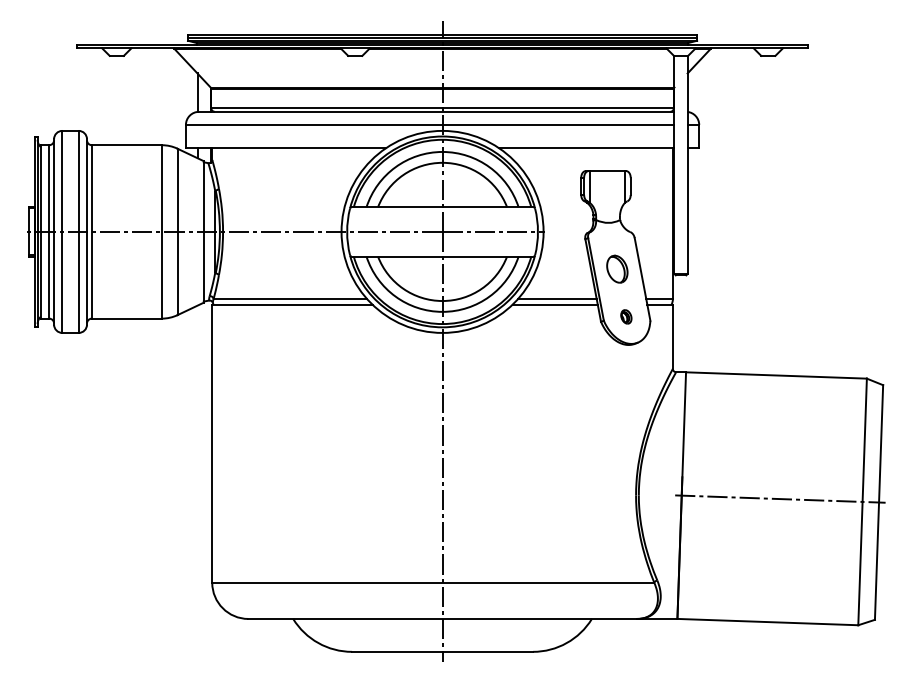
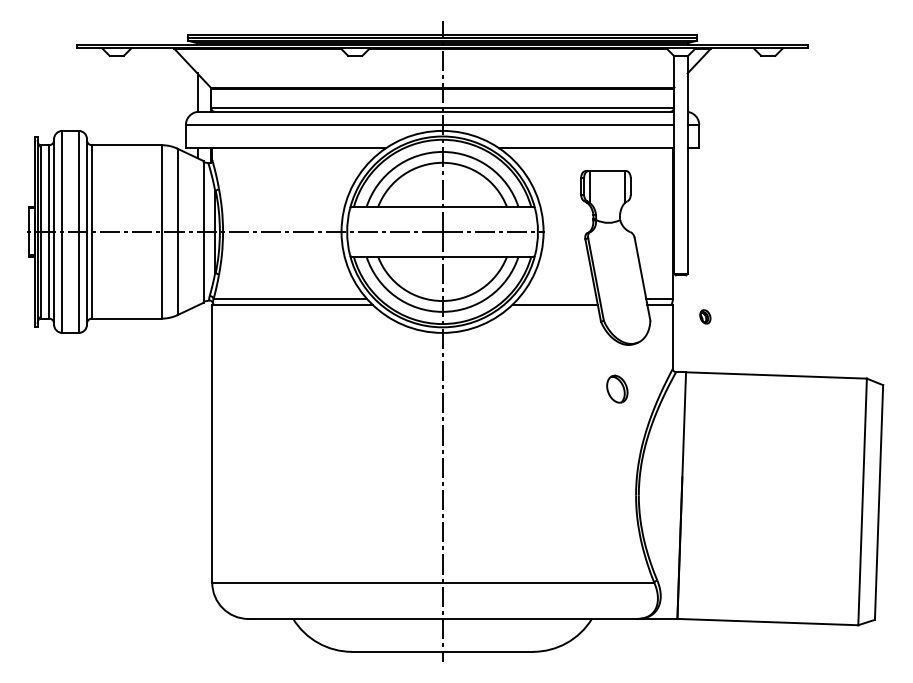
part position: (617, 268) -> (617, 388) (617, 388)
line: present -> none (556, 299)
part position: (626, 316) -> (705, 316) (705, 316)
line: present -> none (780, 498)
